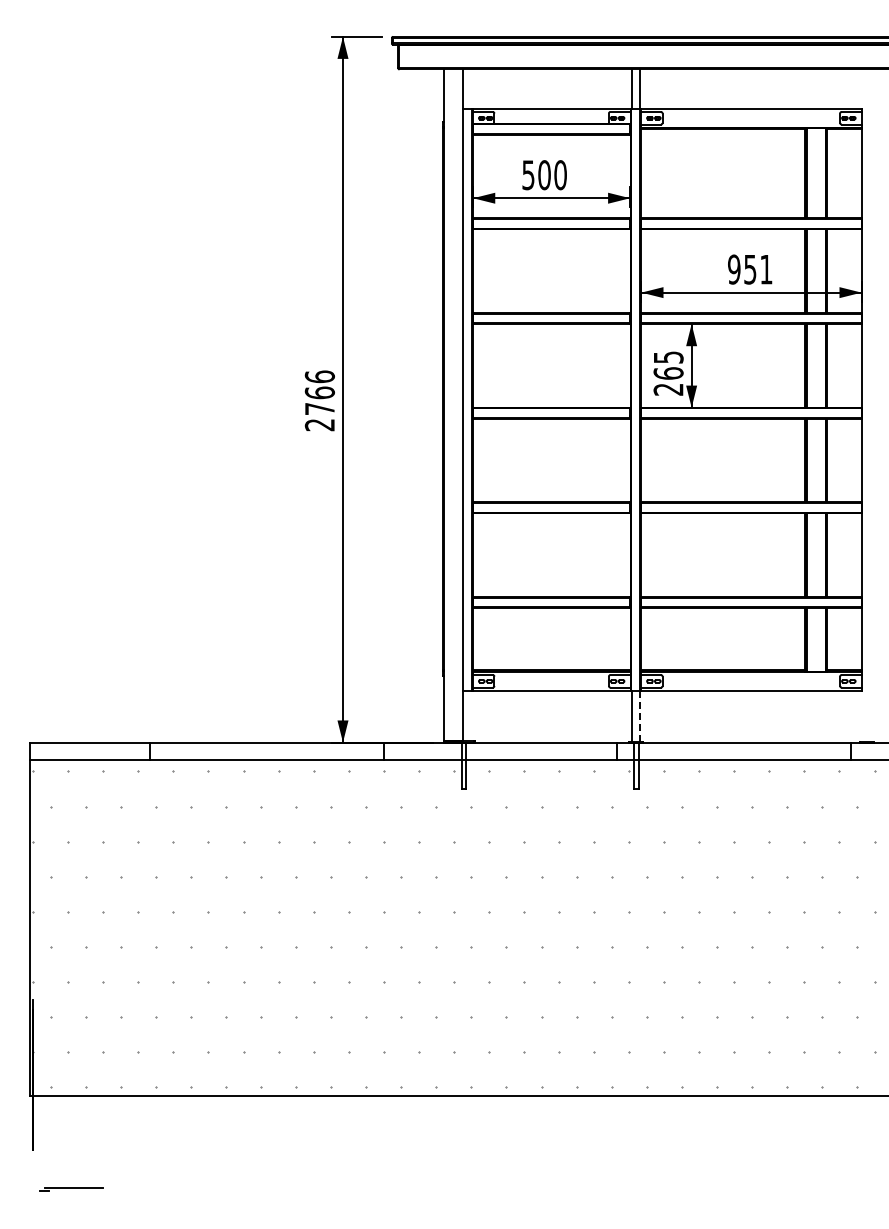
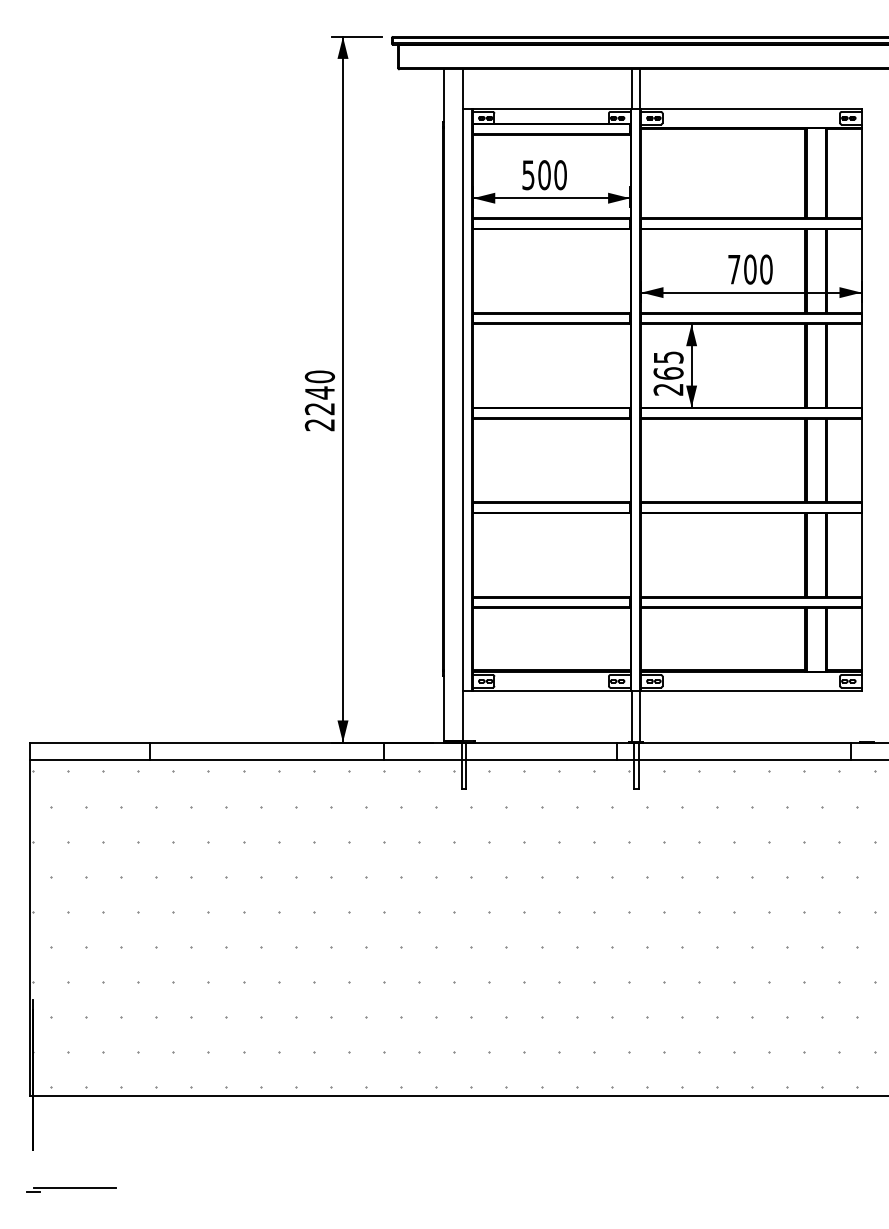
text: 951 -> 700 (750, 269)
text: 2766 -> 2240 (319, 392)
line: dashed -> solid (639, 715)
part size: 65x5 px -> 91x6 px (71, 1189)
